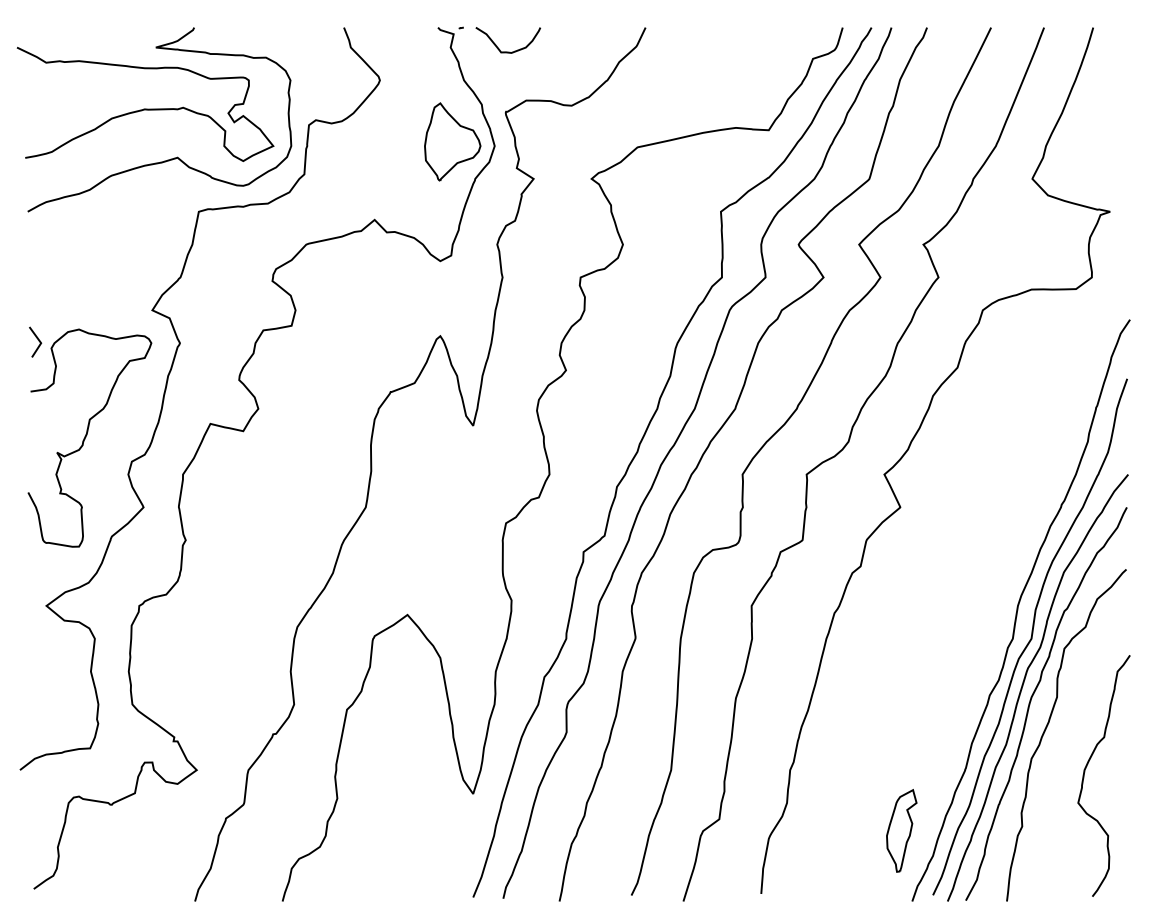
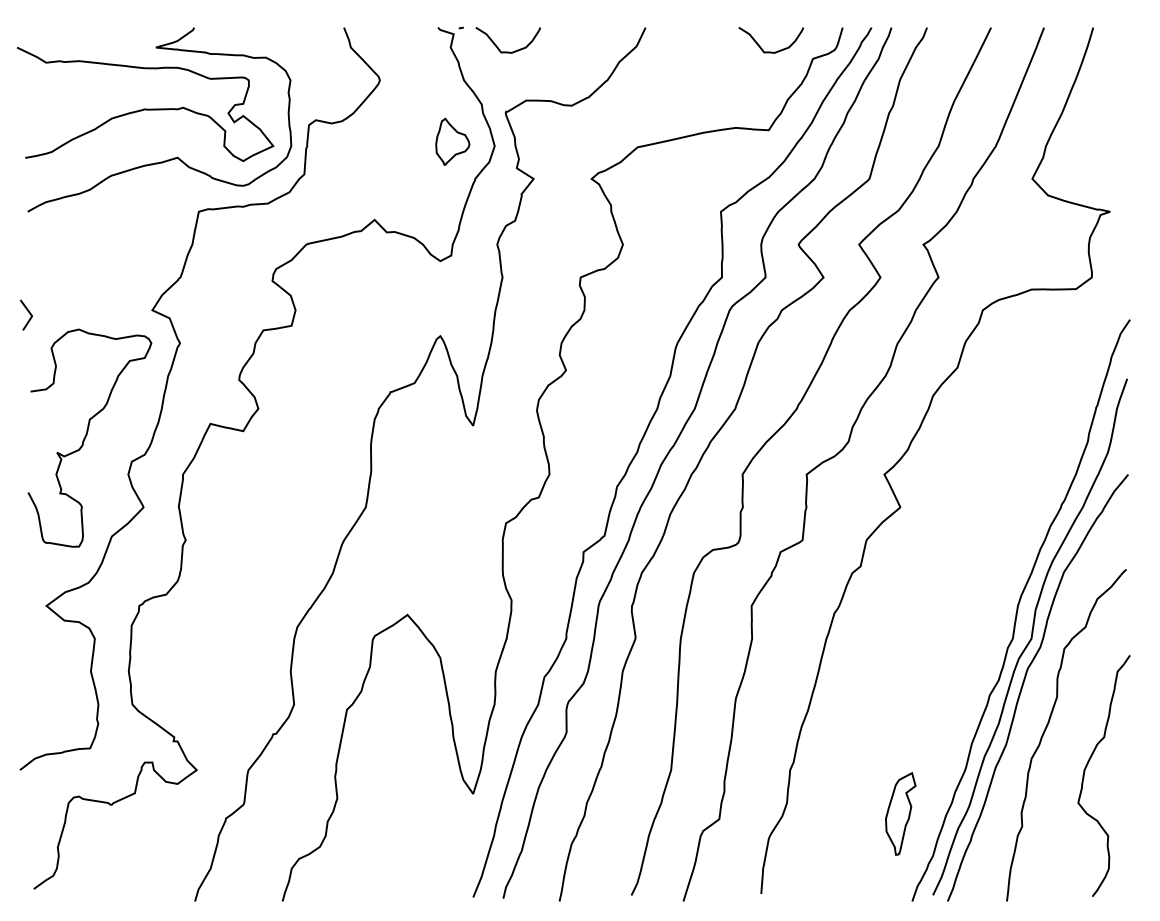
curve: none -> present (771, 51)
part size: 58x80 px -> 36x49 px (452, 141)
line position: (37, 339) -> (28, 312) (28, 312)
curve: present -> none (1032, 698)
part position: (901, 830) -> (900, 813) (900, 813)
